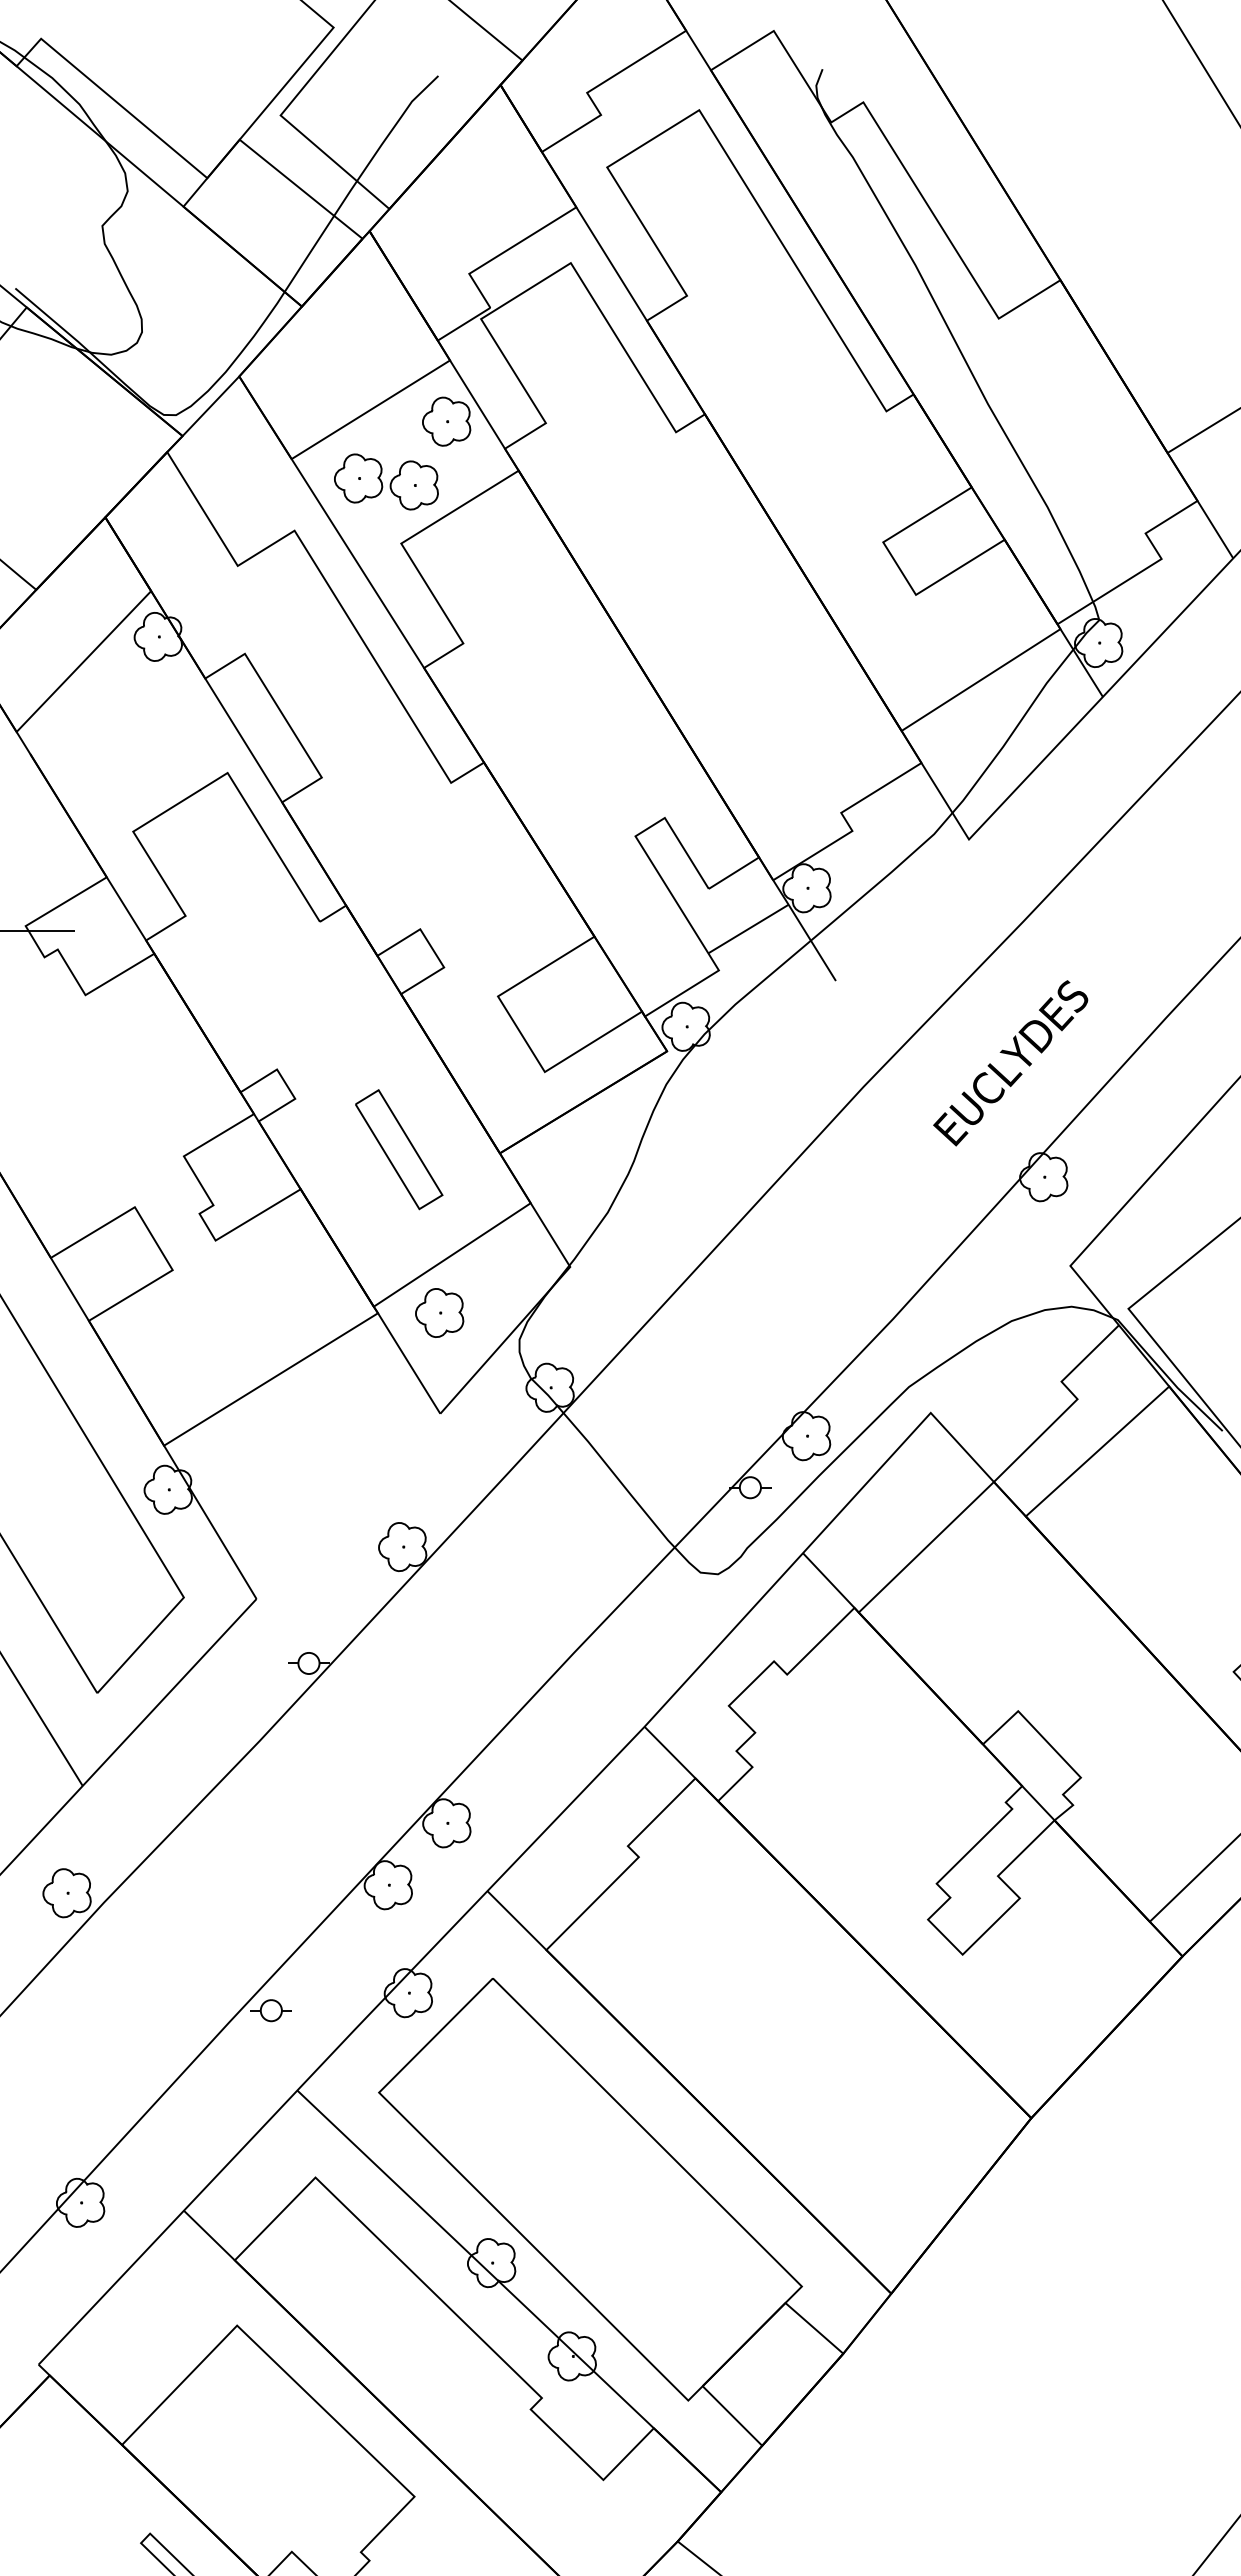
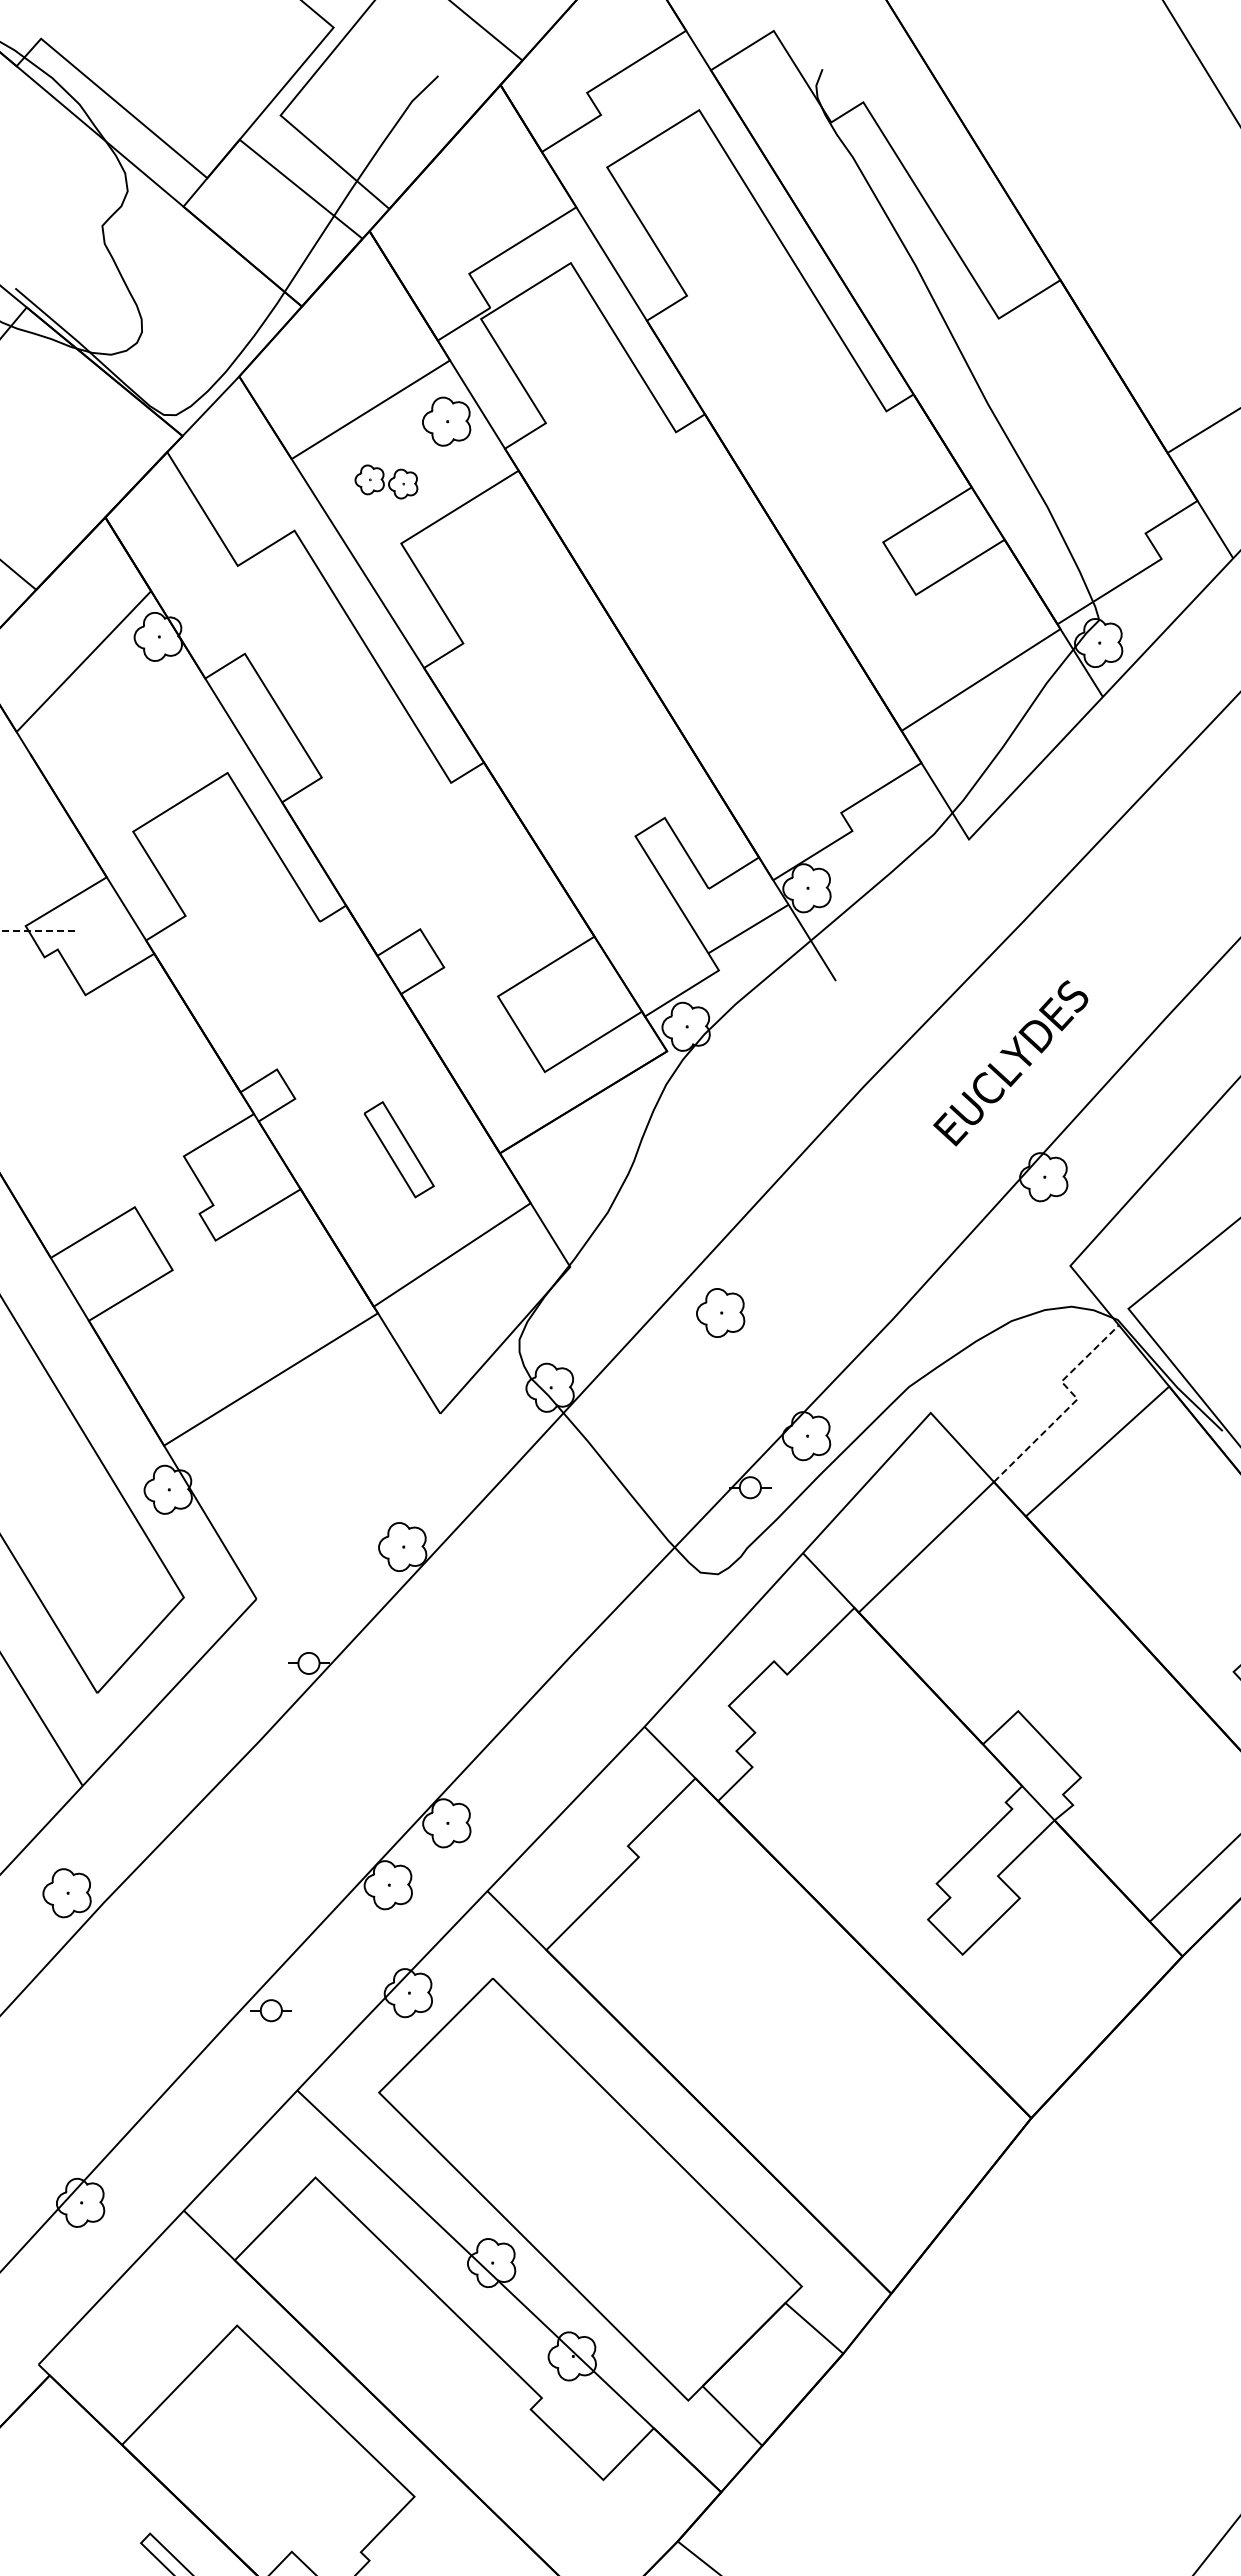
part size: 105x58 px -> 65x36 px (386, 481)
line: solid -> dashed (37, 931)
part size: 89x122 px -> 72x98 px (398, 1149)
part position: (439, 1312) -> (720, 1312) (720, 1312)
line: solid -> dashed (1074, 1402)
